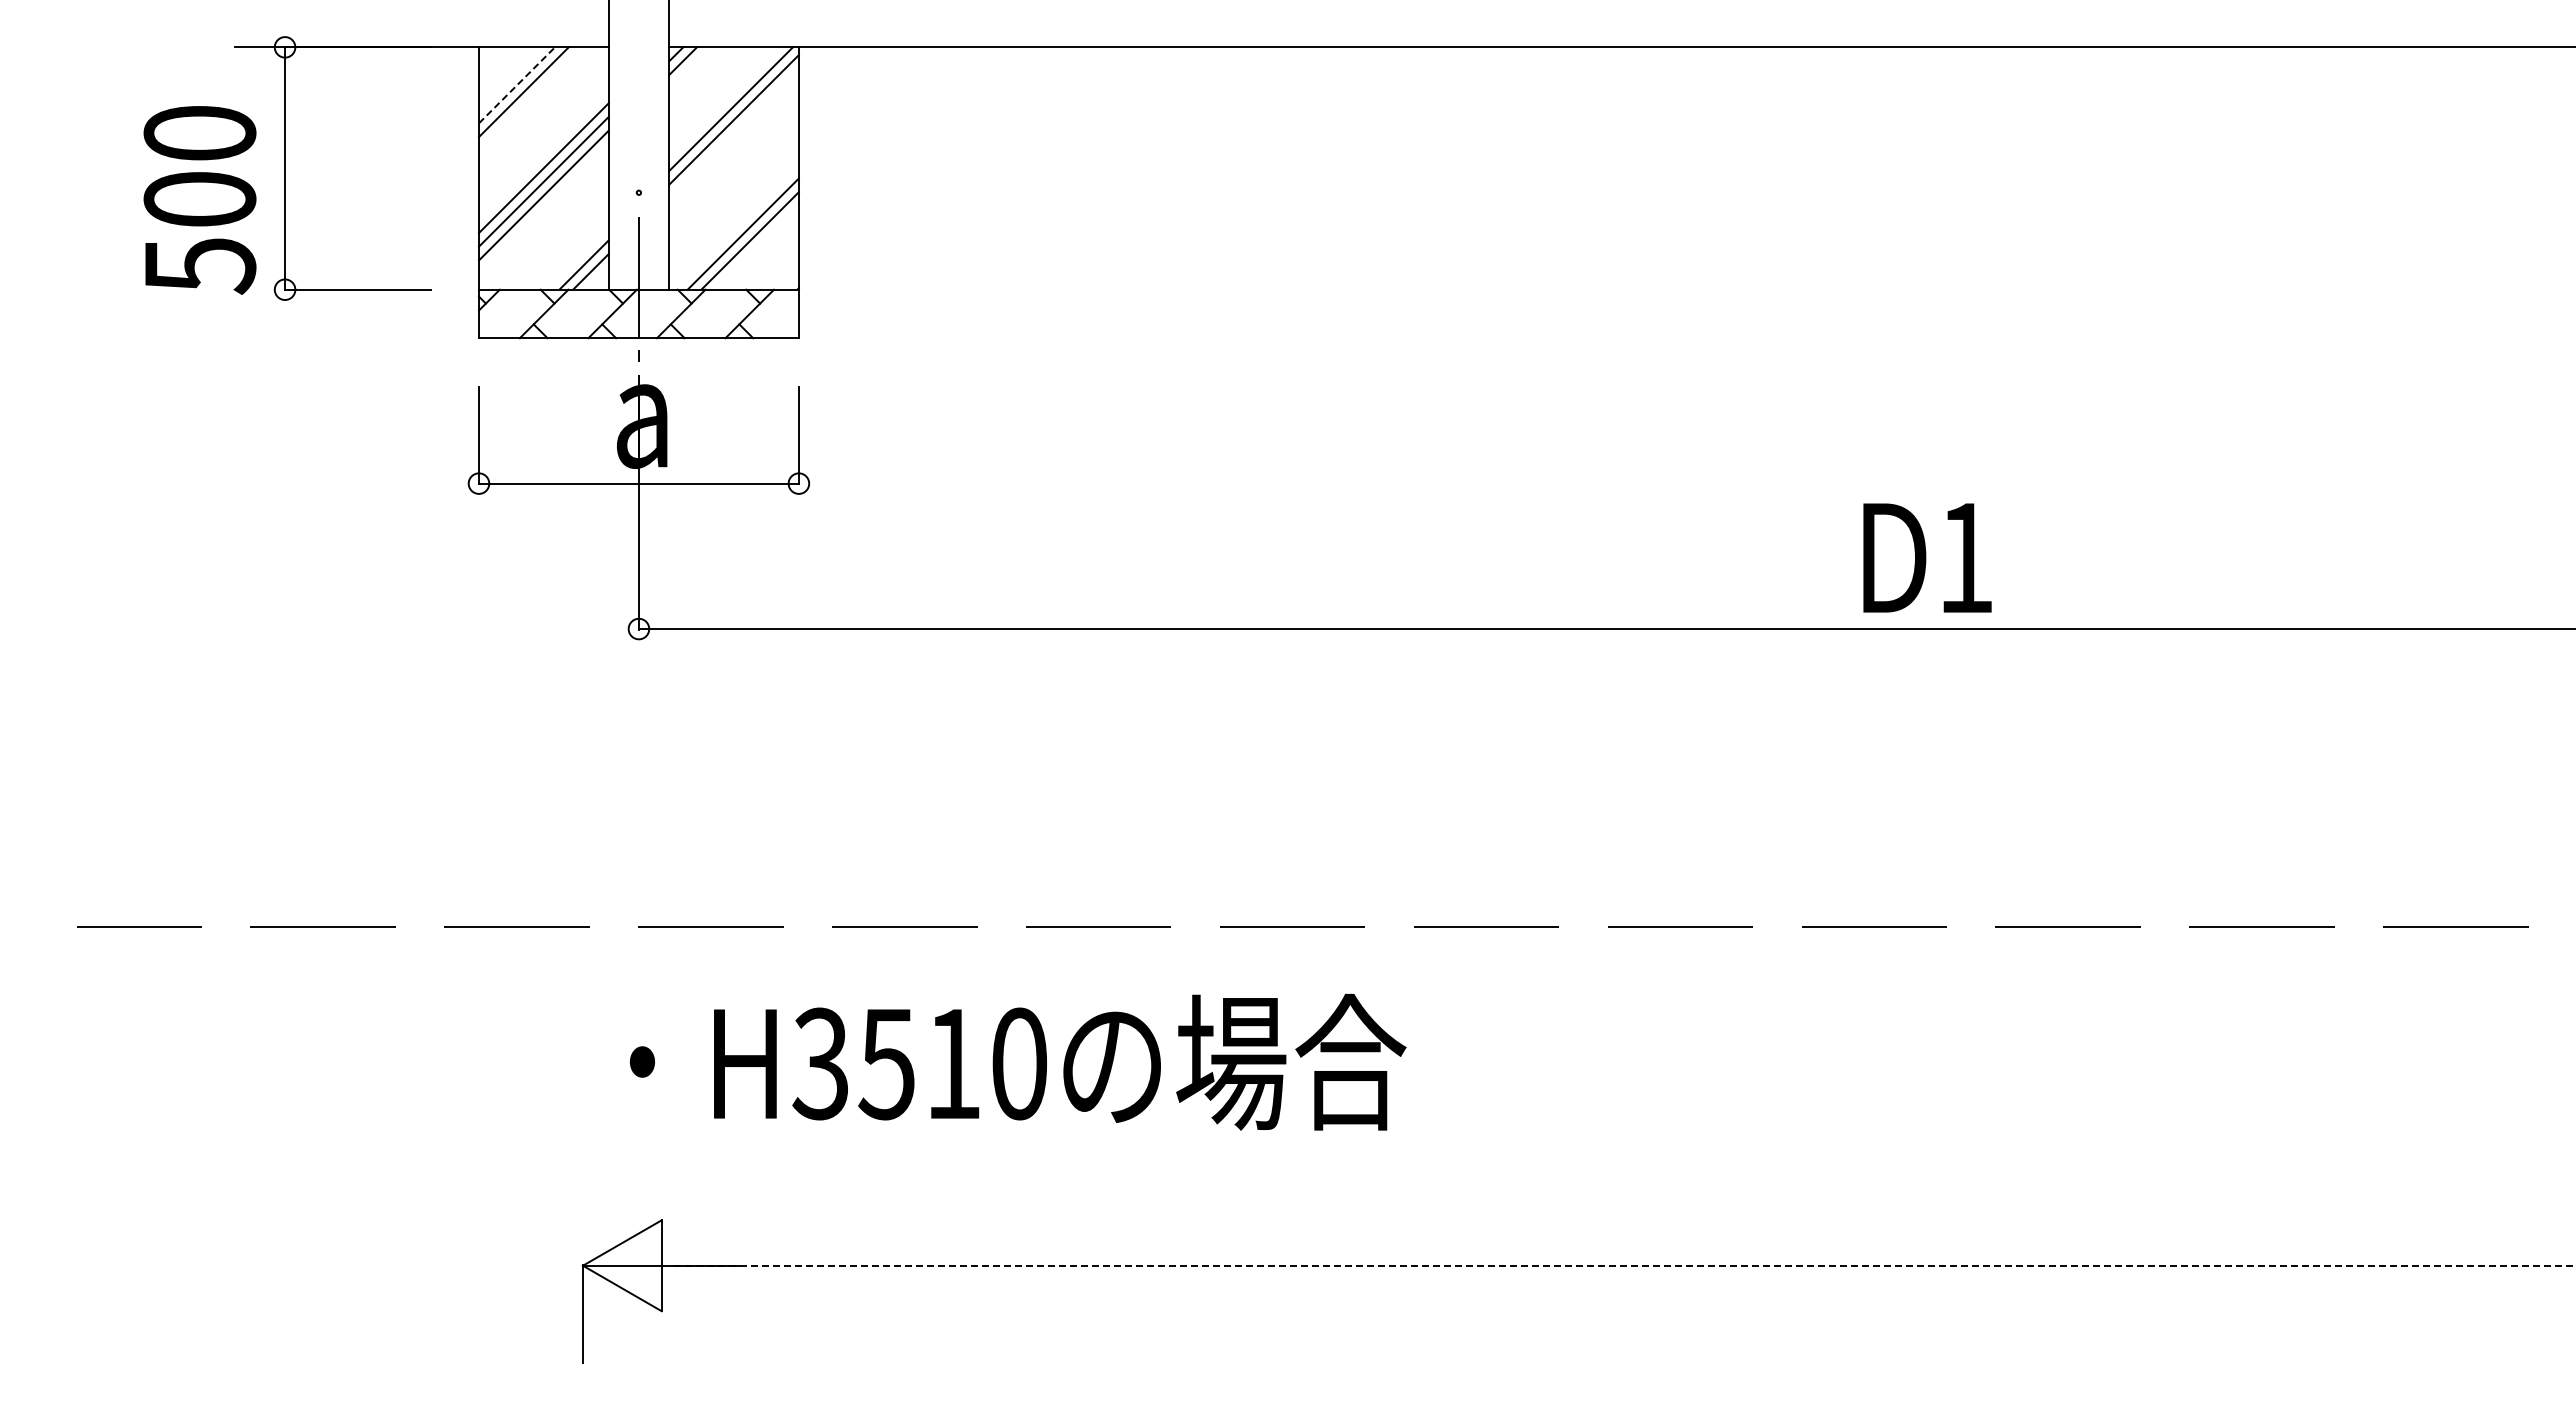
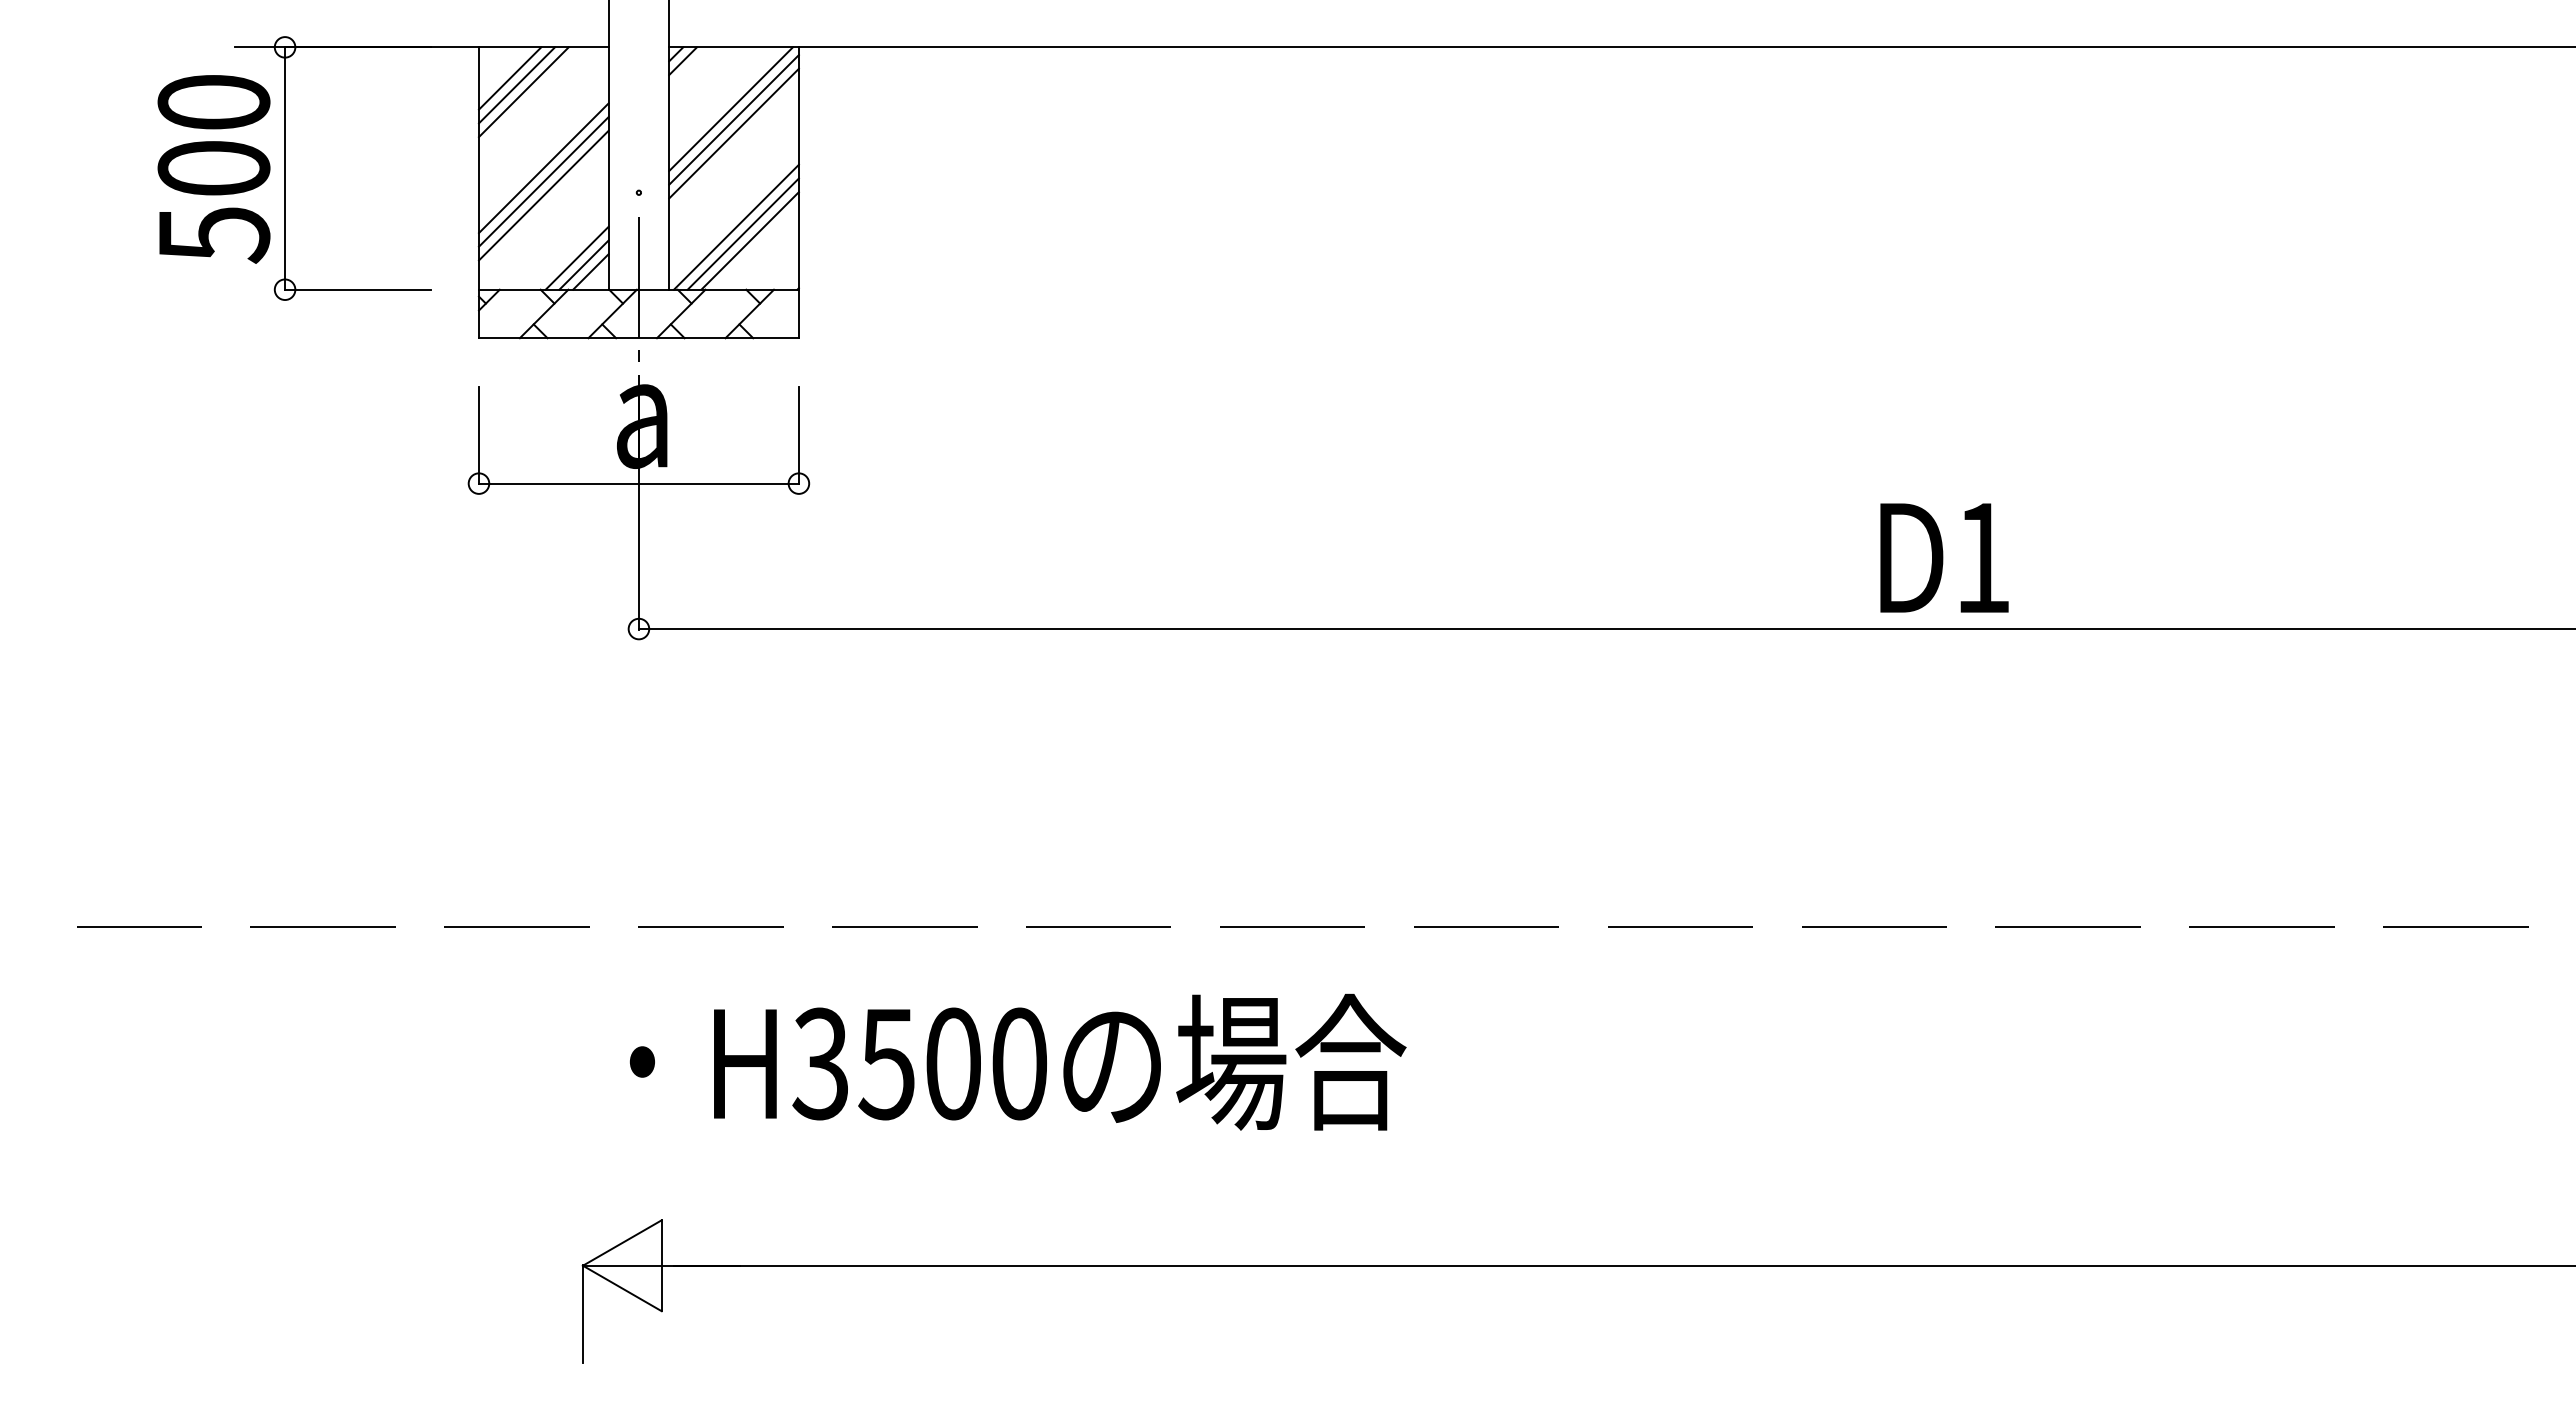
line: none -> present (509, 78)
line: dashed -> solid (516, 85)
line: none -> present (733, 133)
text position: (199, 200) -> (213, 169) (213, 169)
line: none -> present (735, 226)
line: none -> present (576, 257)
text position: (1927, 557) -> (1944, 557) (1944, 557)
text: H3510 -> H3500 (953, 1063)
line: dashed -> solid (1624, 1265)
